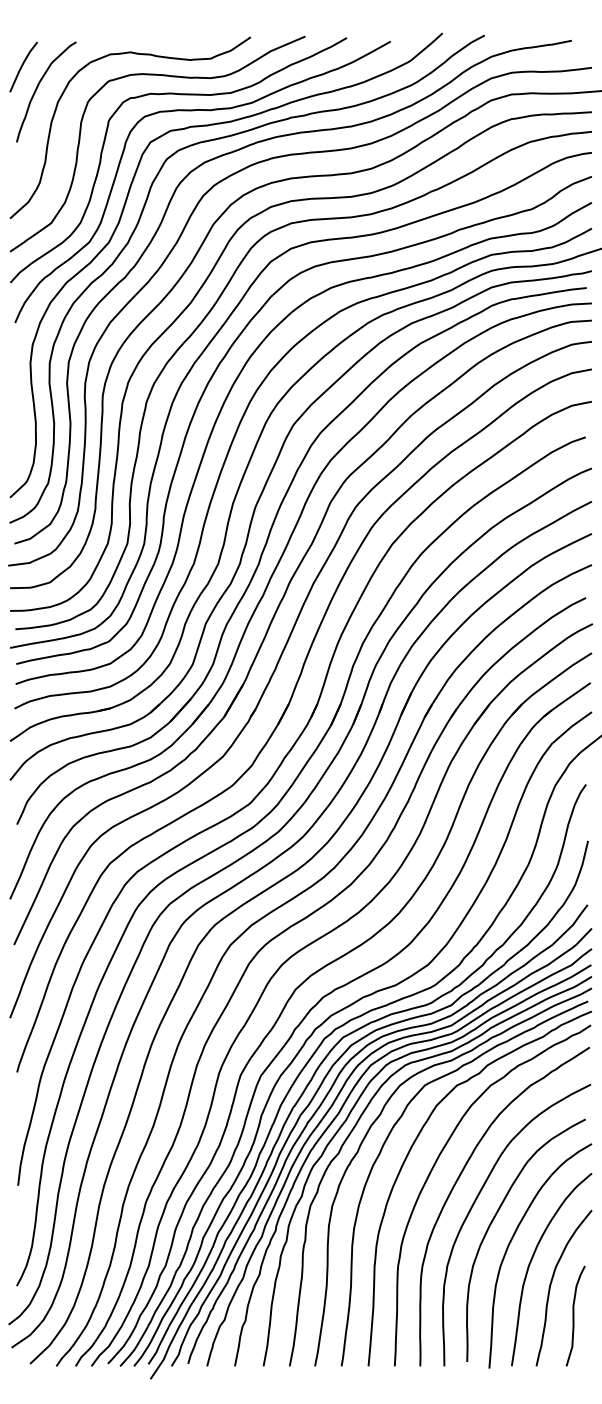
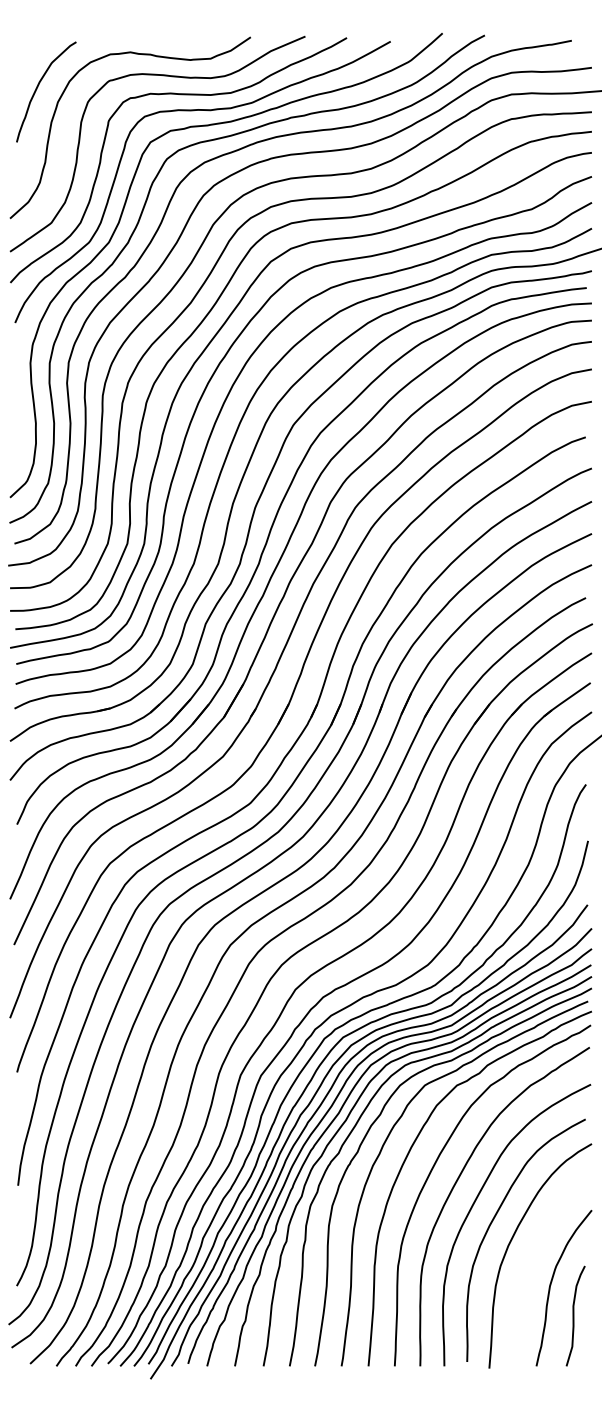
line: present -> none (23, 65)
curve: present -> none (532, 1260)
